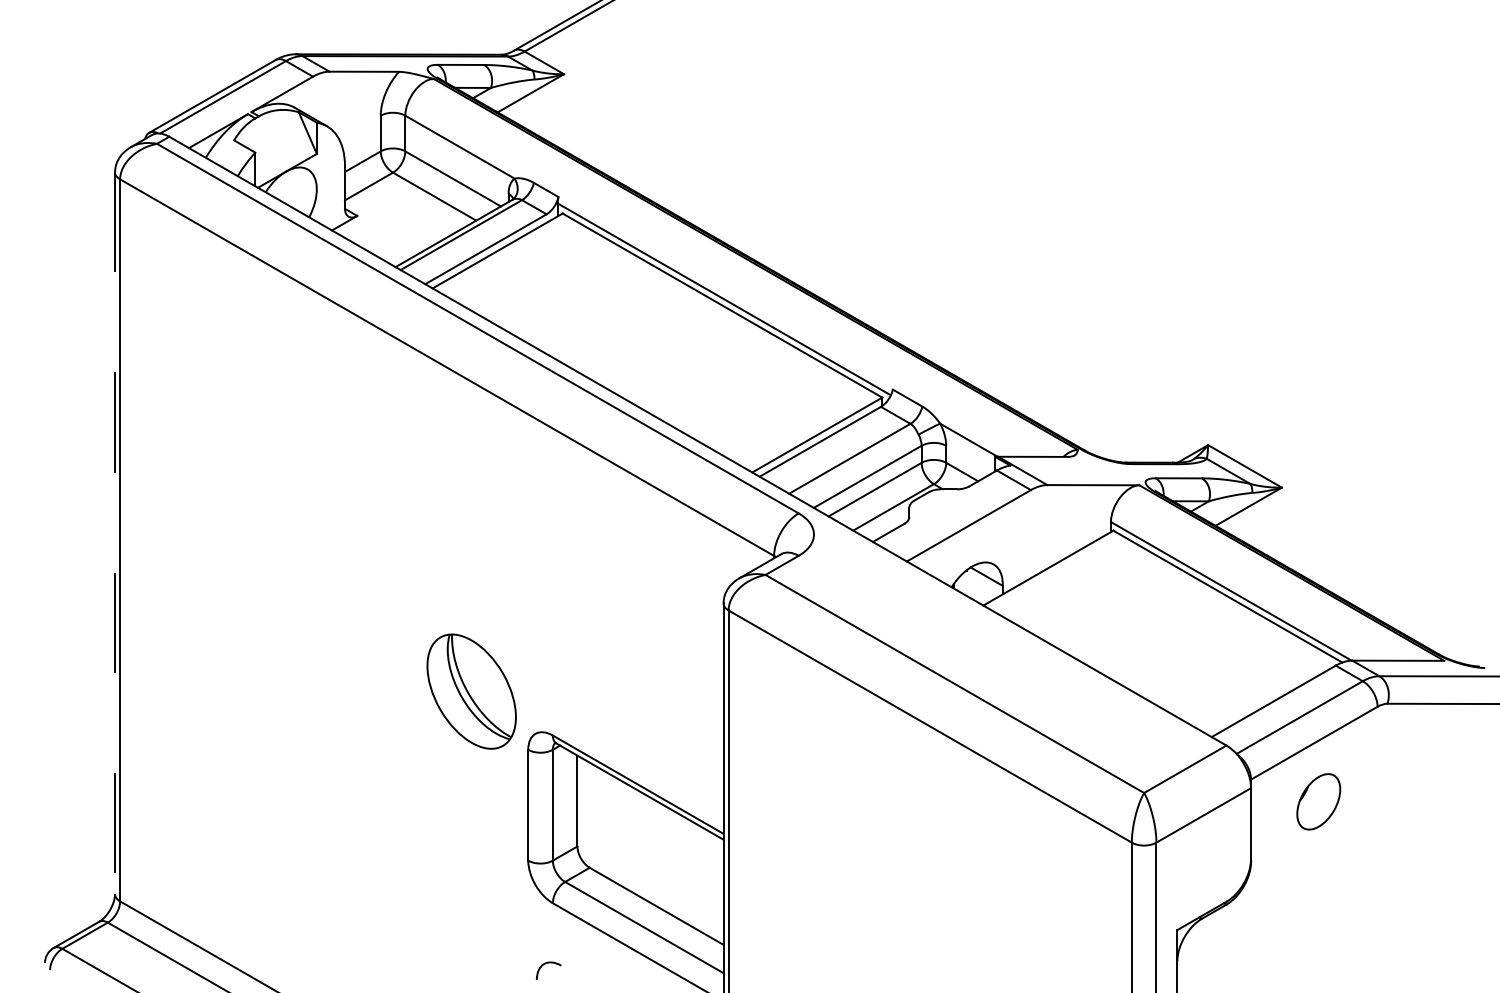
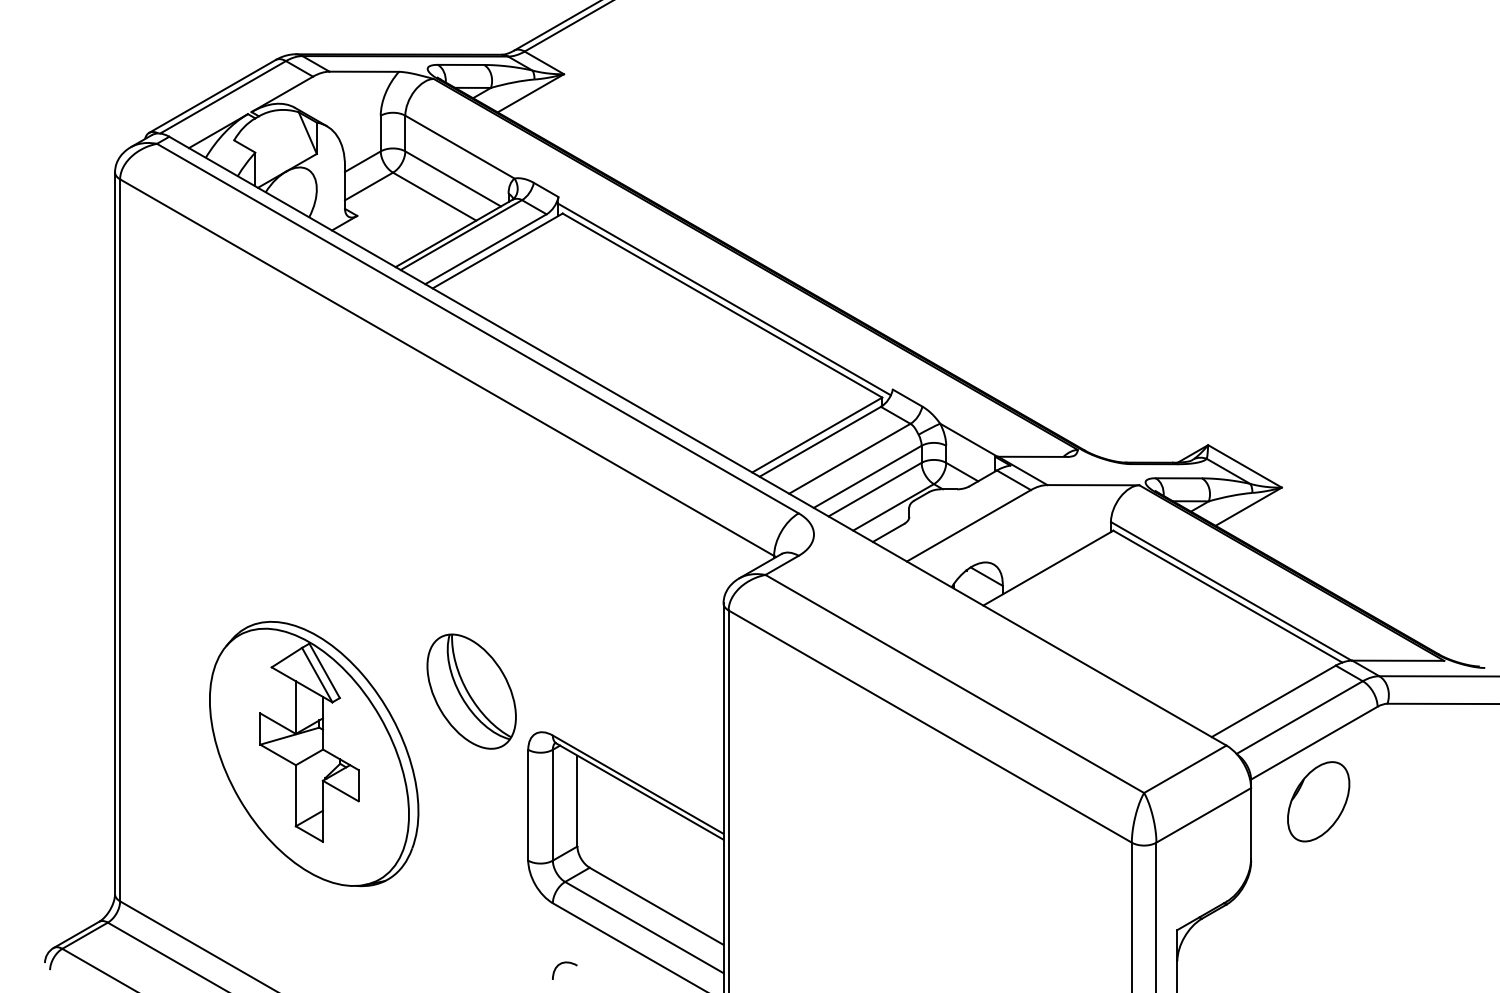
line: dashed -> solid (115, 533)
part: none -> present (314, 753)
part size: 46x58 px -> 64x82 px (1318, 801)
curve position: (545, 964) -> (561, 964) (561, 964)
